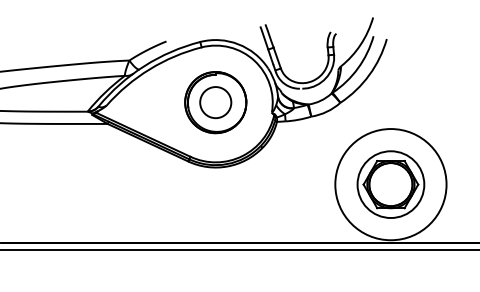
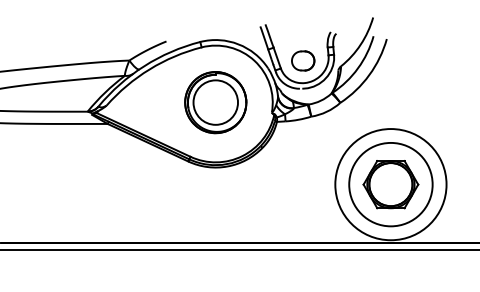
part: none -> present (303, 60)
circle diameter: 31 px -> 44 px (215, 102)
circle diameter: 67 px -> 83 px (390, 184)
